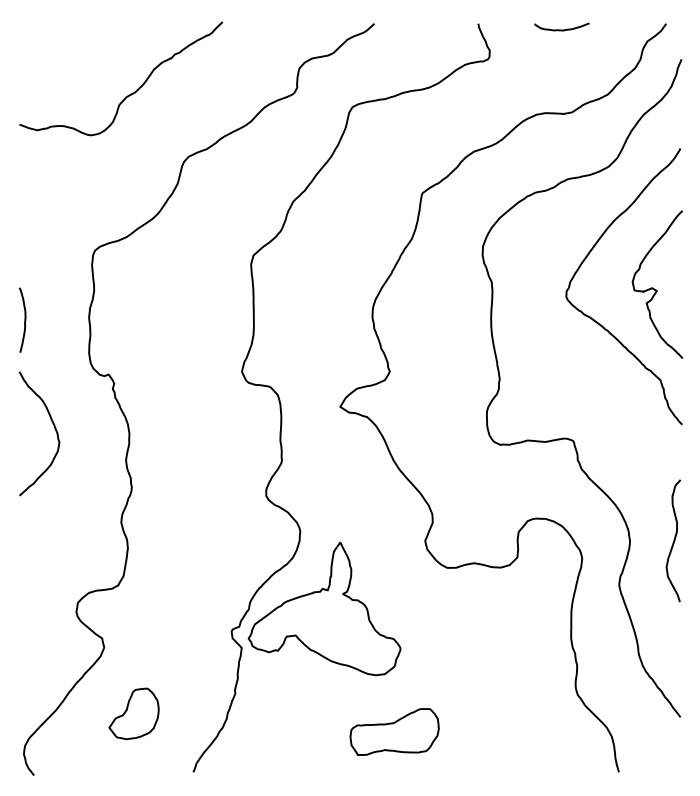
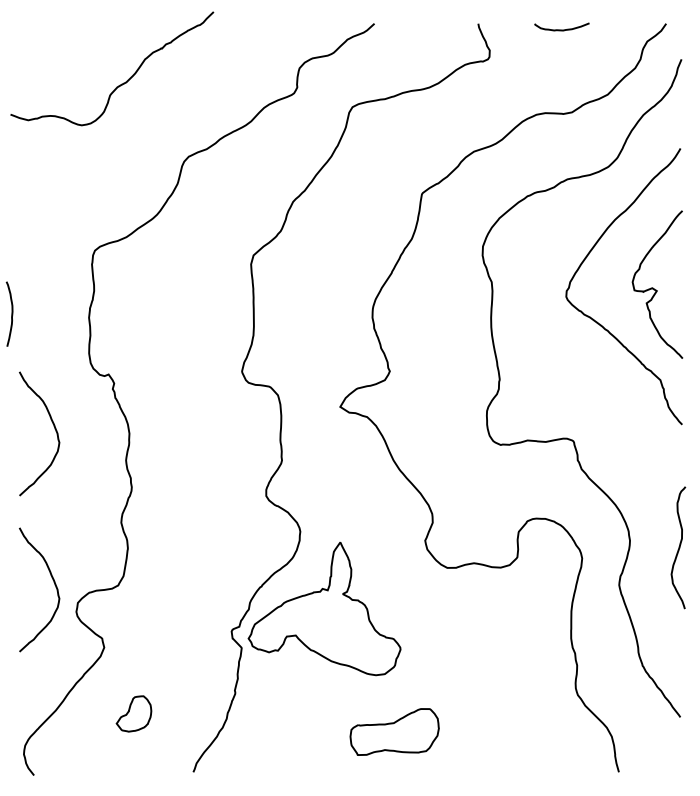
curve position: (130, 93) -> (121, 83) (121, 83)
curve position: (24, 319) -> (11, 313) (11, 313)
curve position: (673, 540) -> (678, 547) (678, 547)
curve: none -> present (54, 585)
part size: 52x54 px -> 38x38 px (133, 713)
